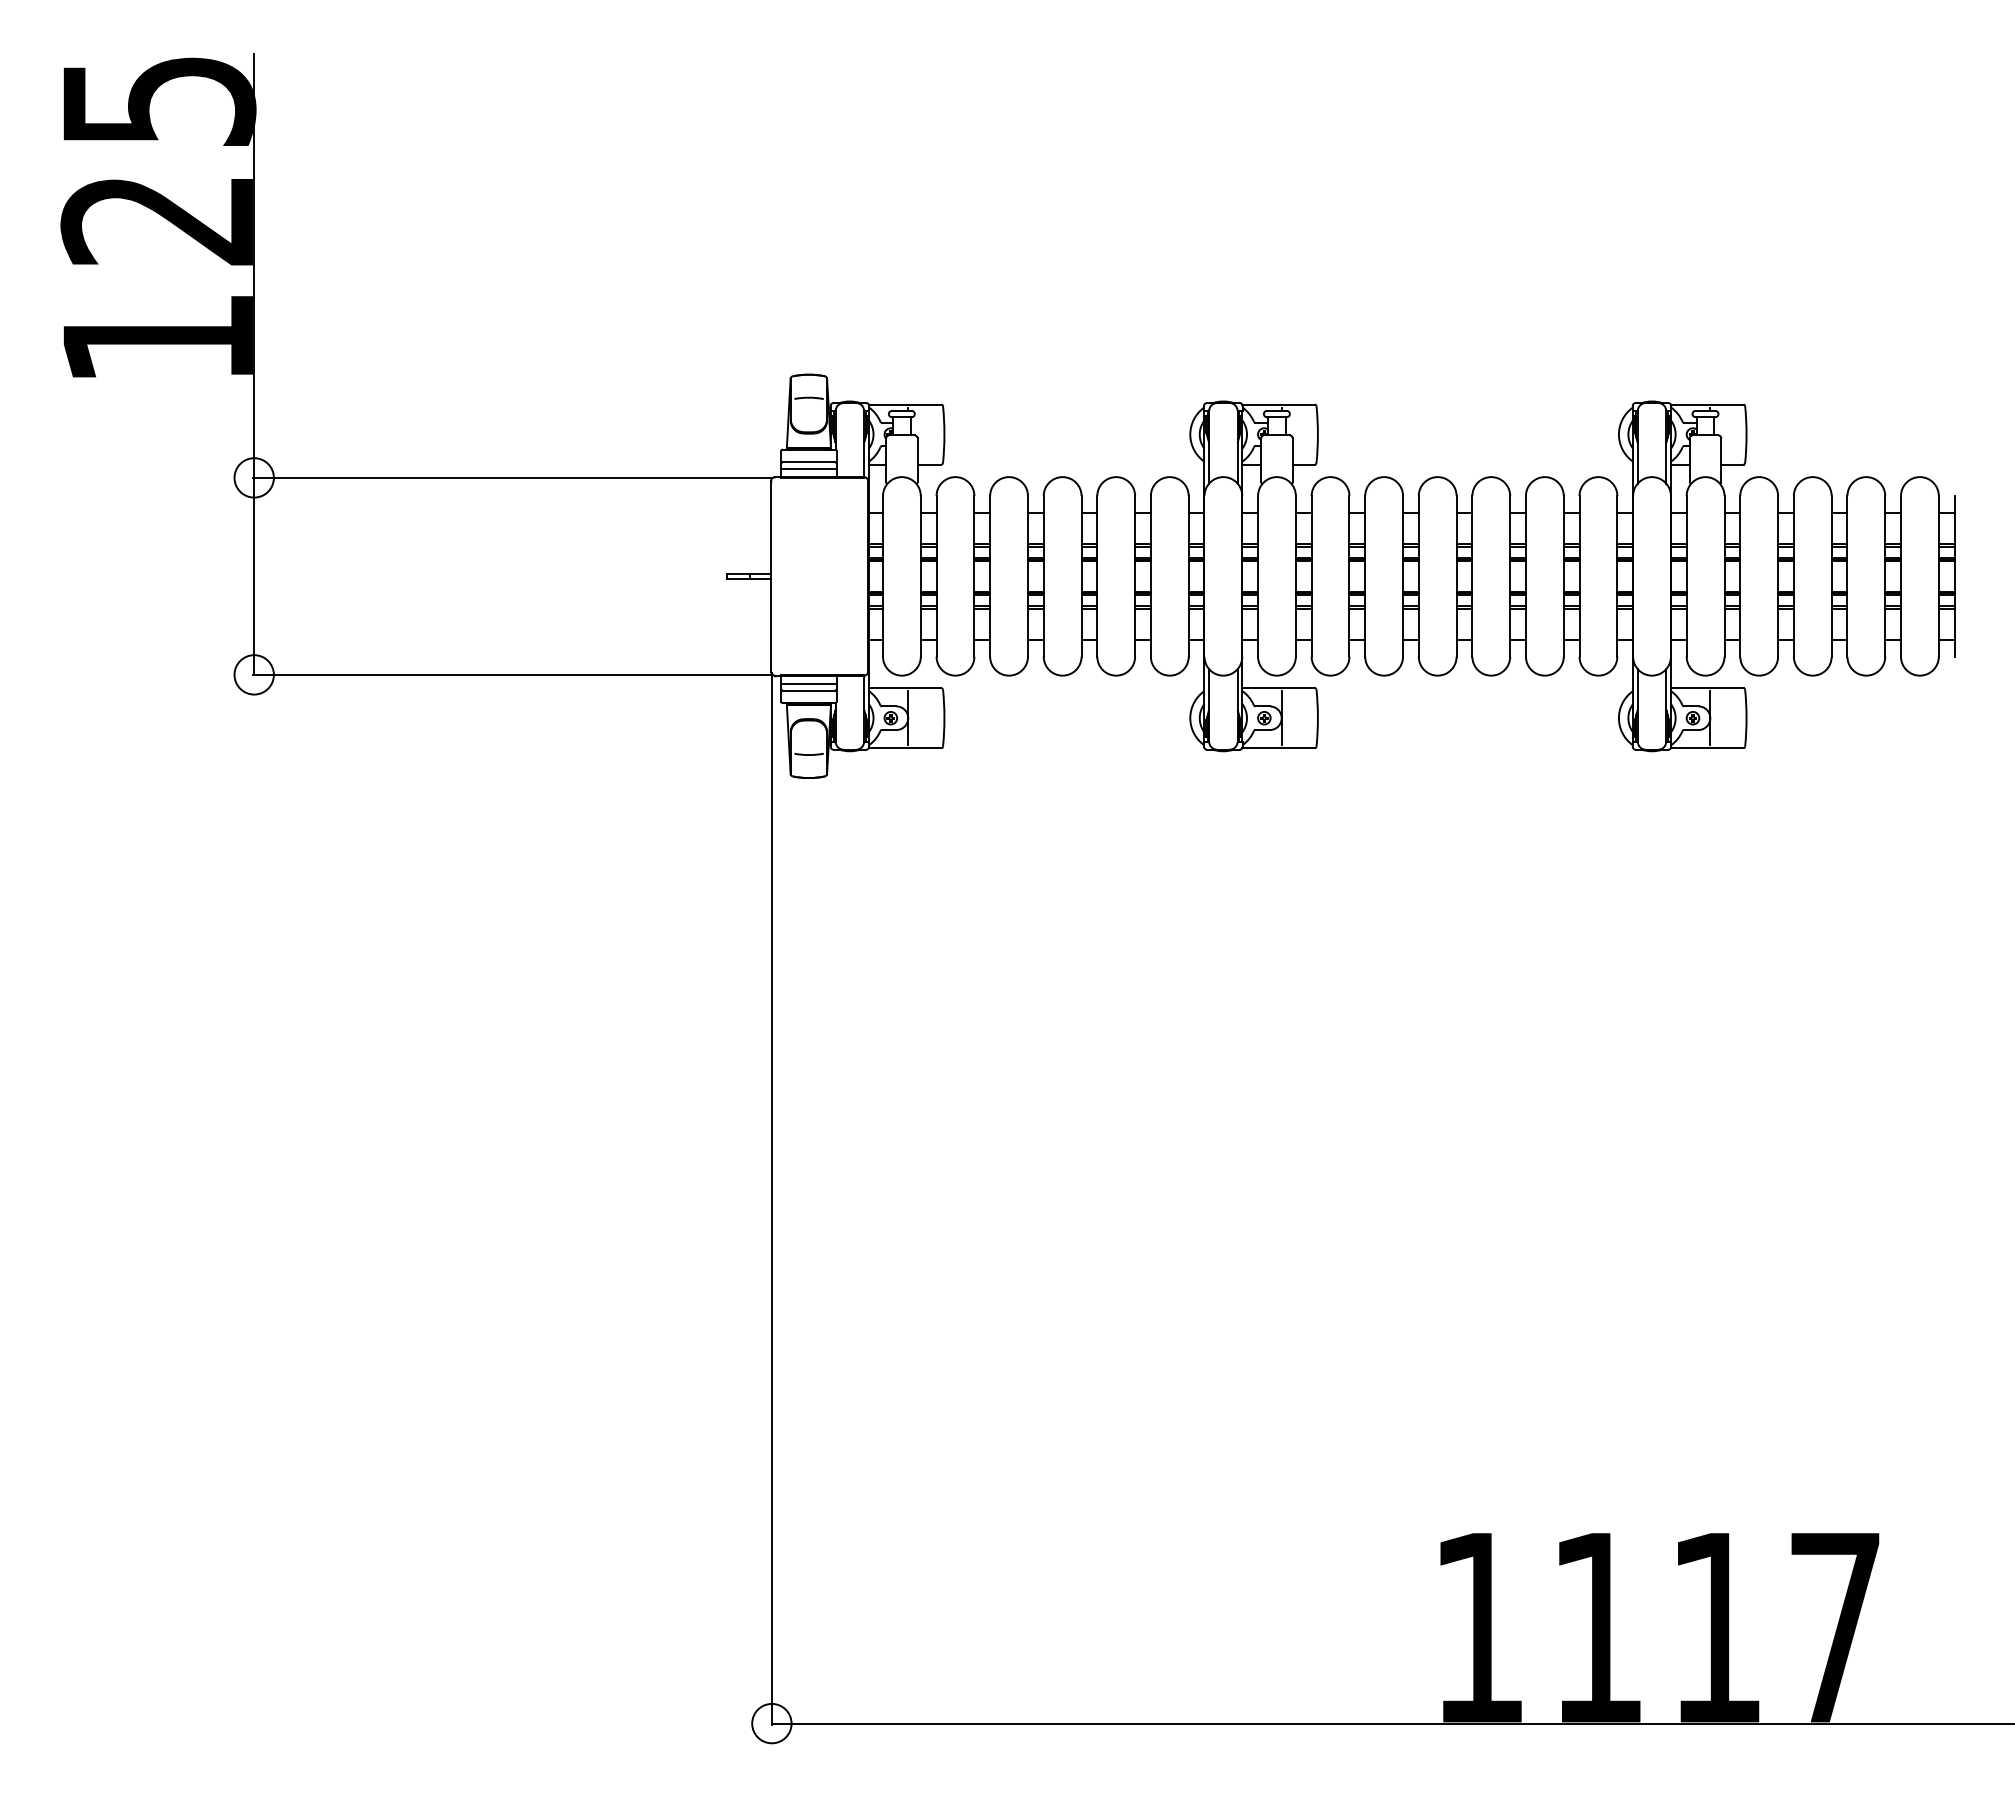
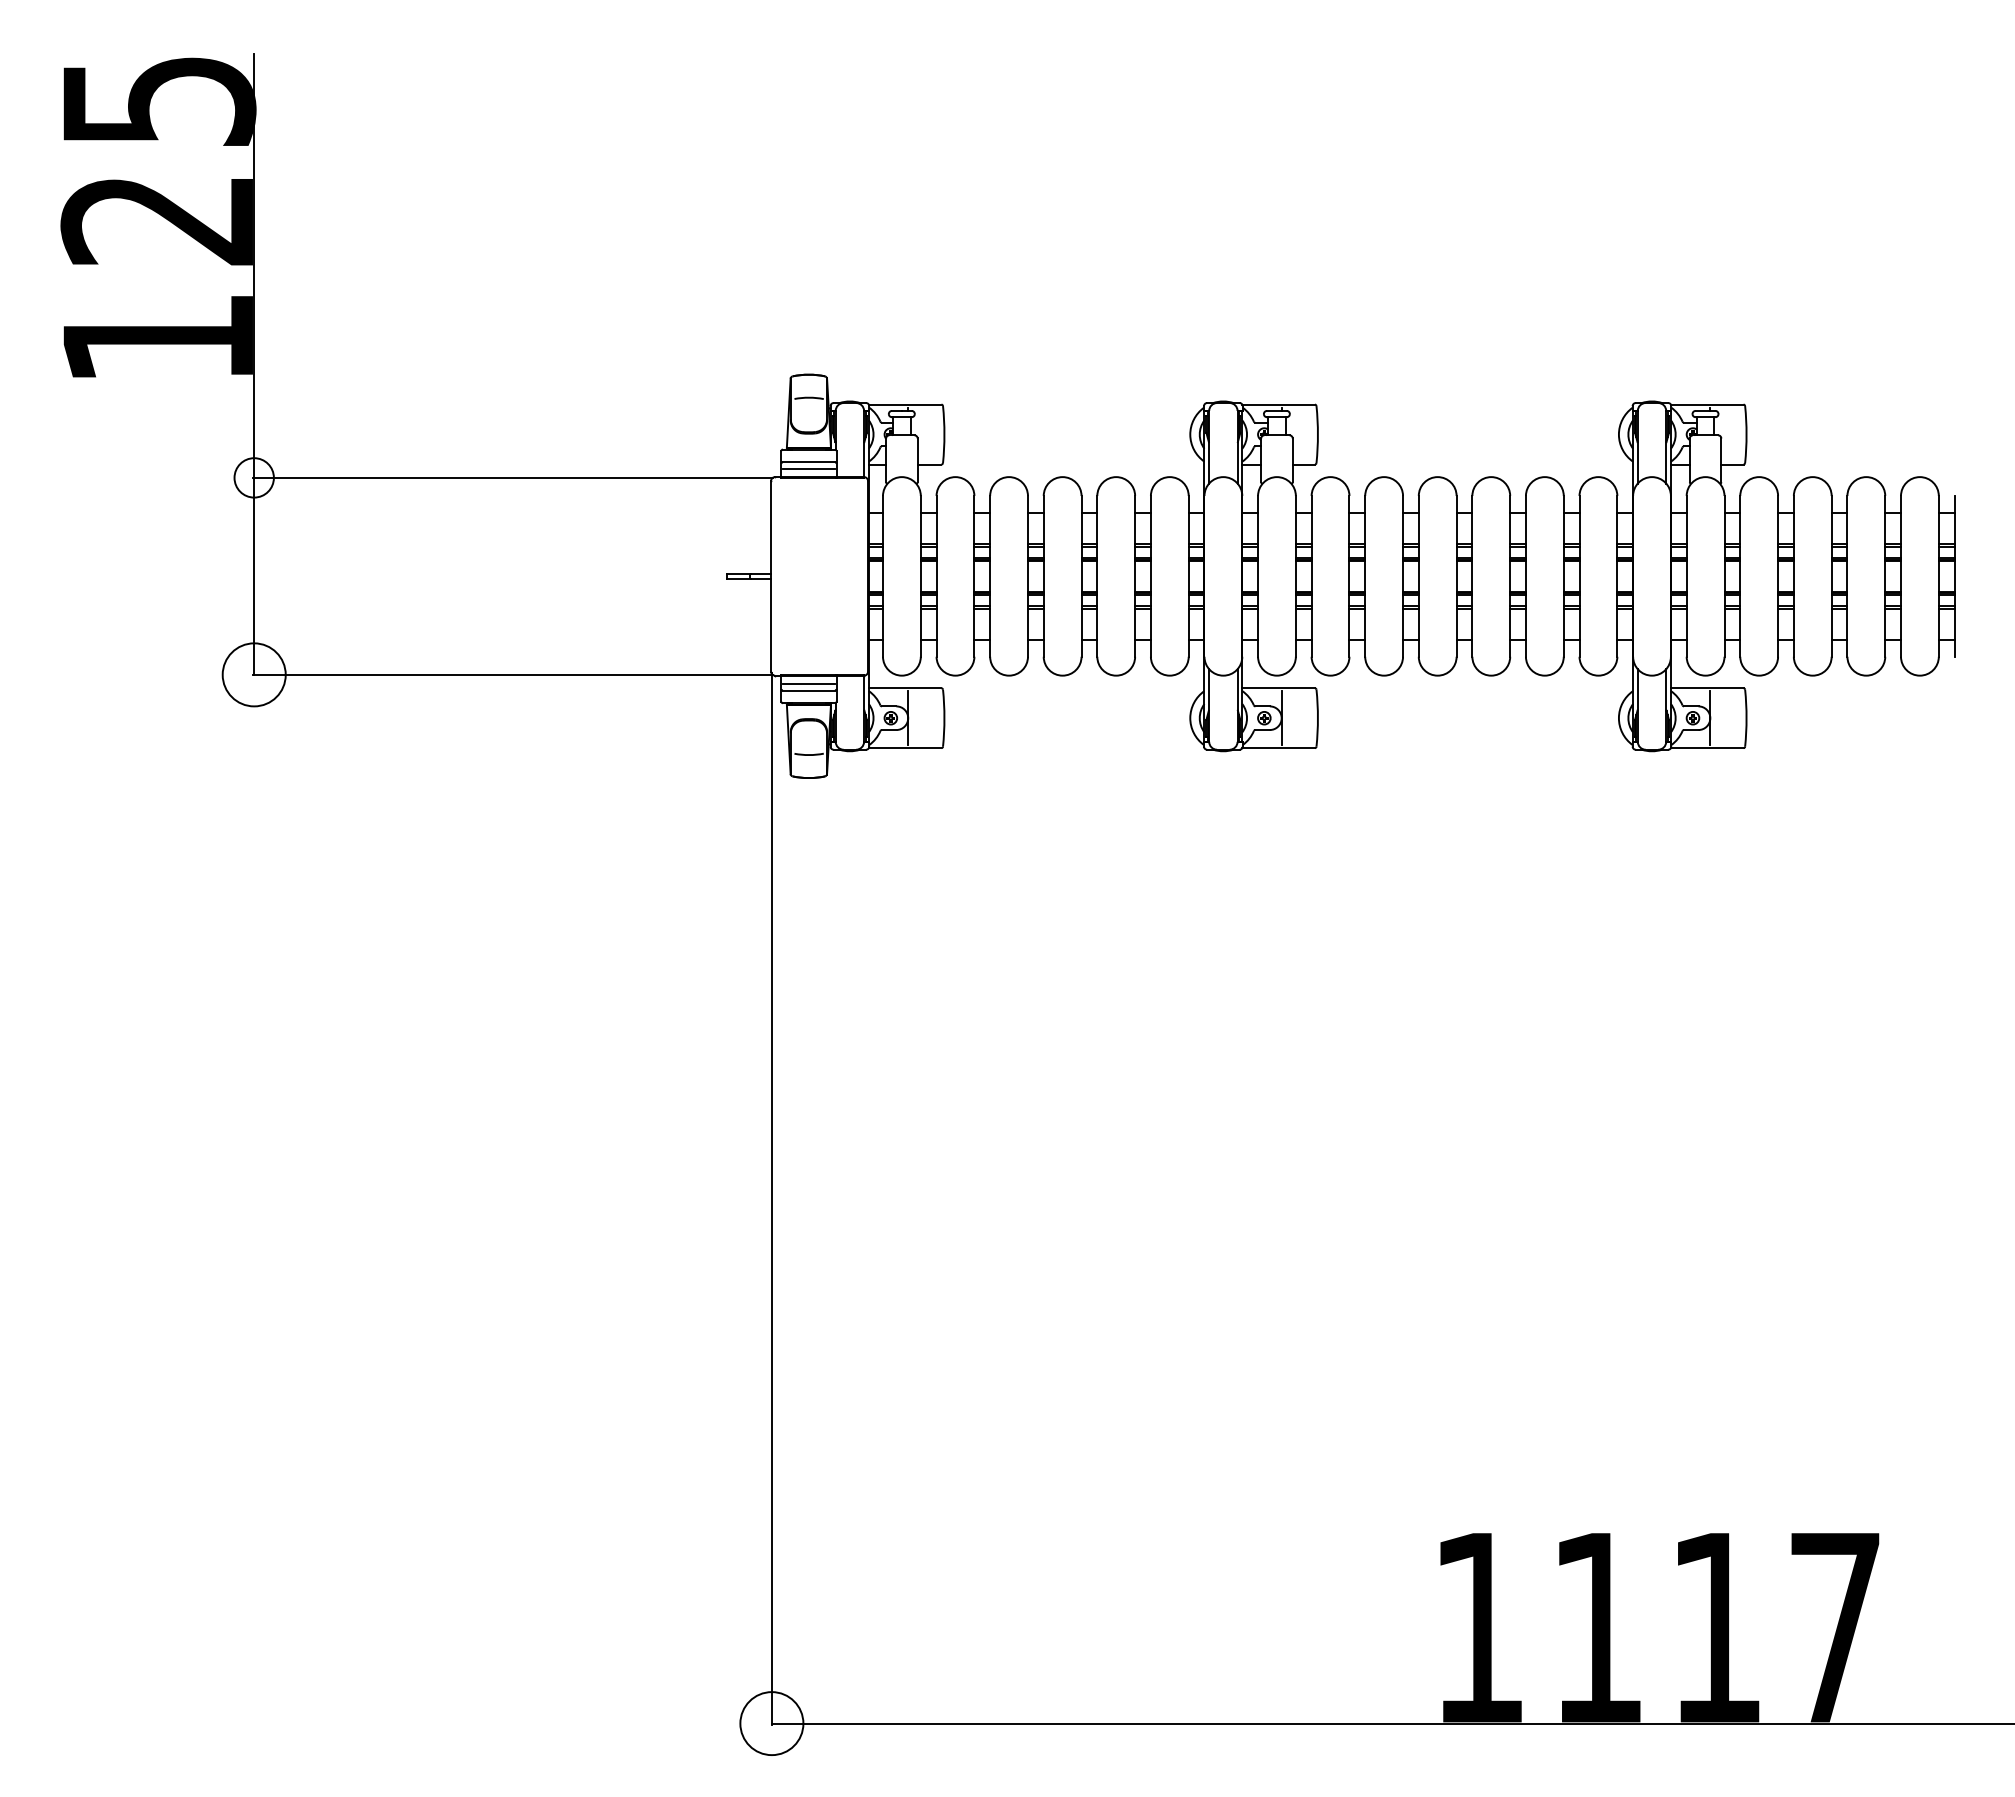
circle diameter: 39 px -> 63 px (253, 674)
circle diameter: 39 px -> 63 px (771, 1723)
